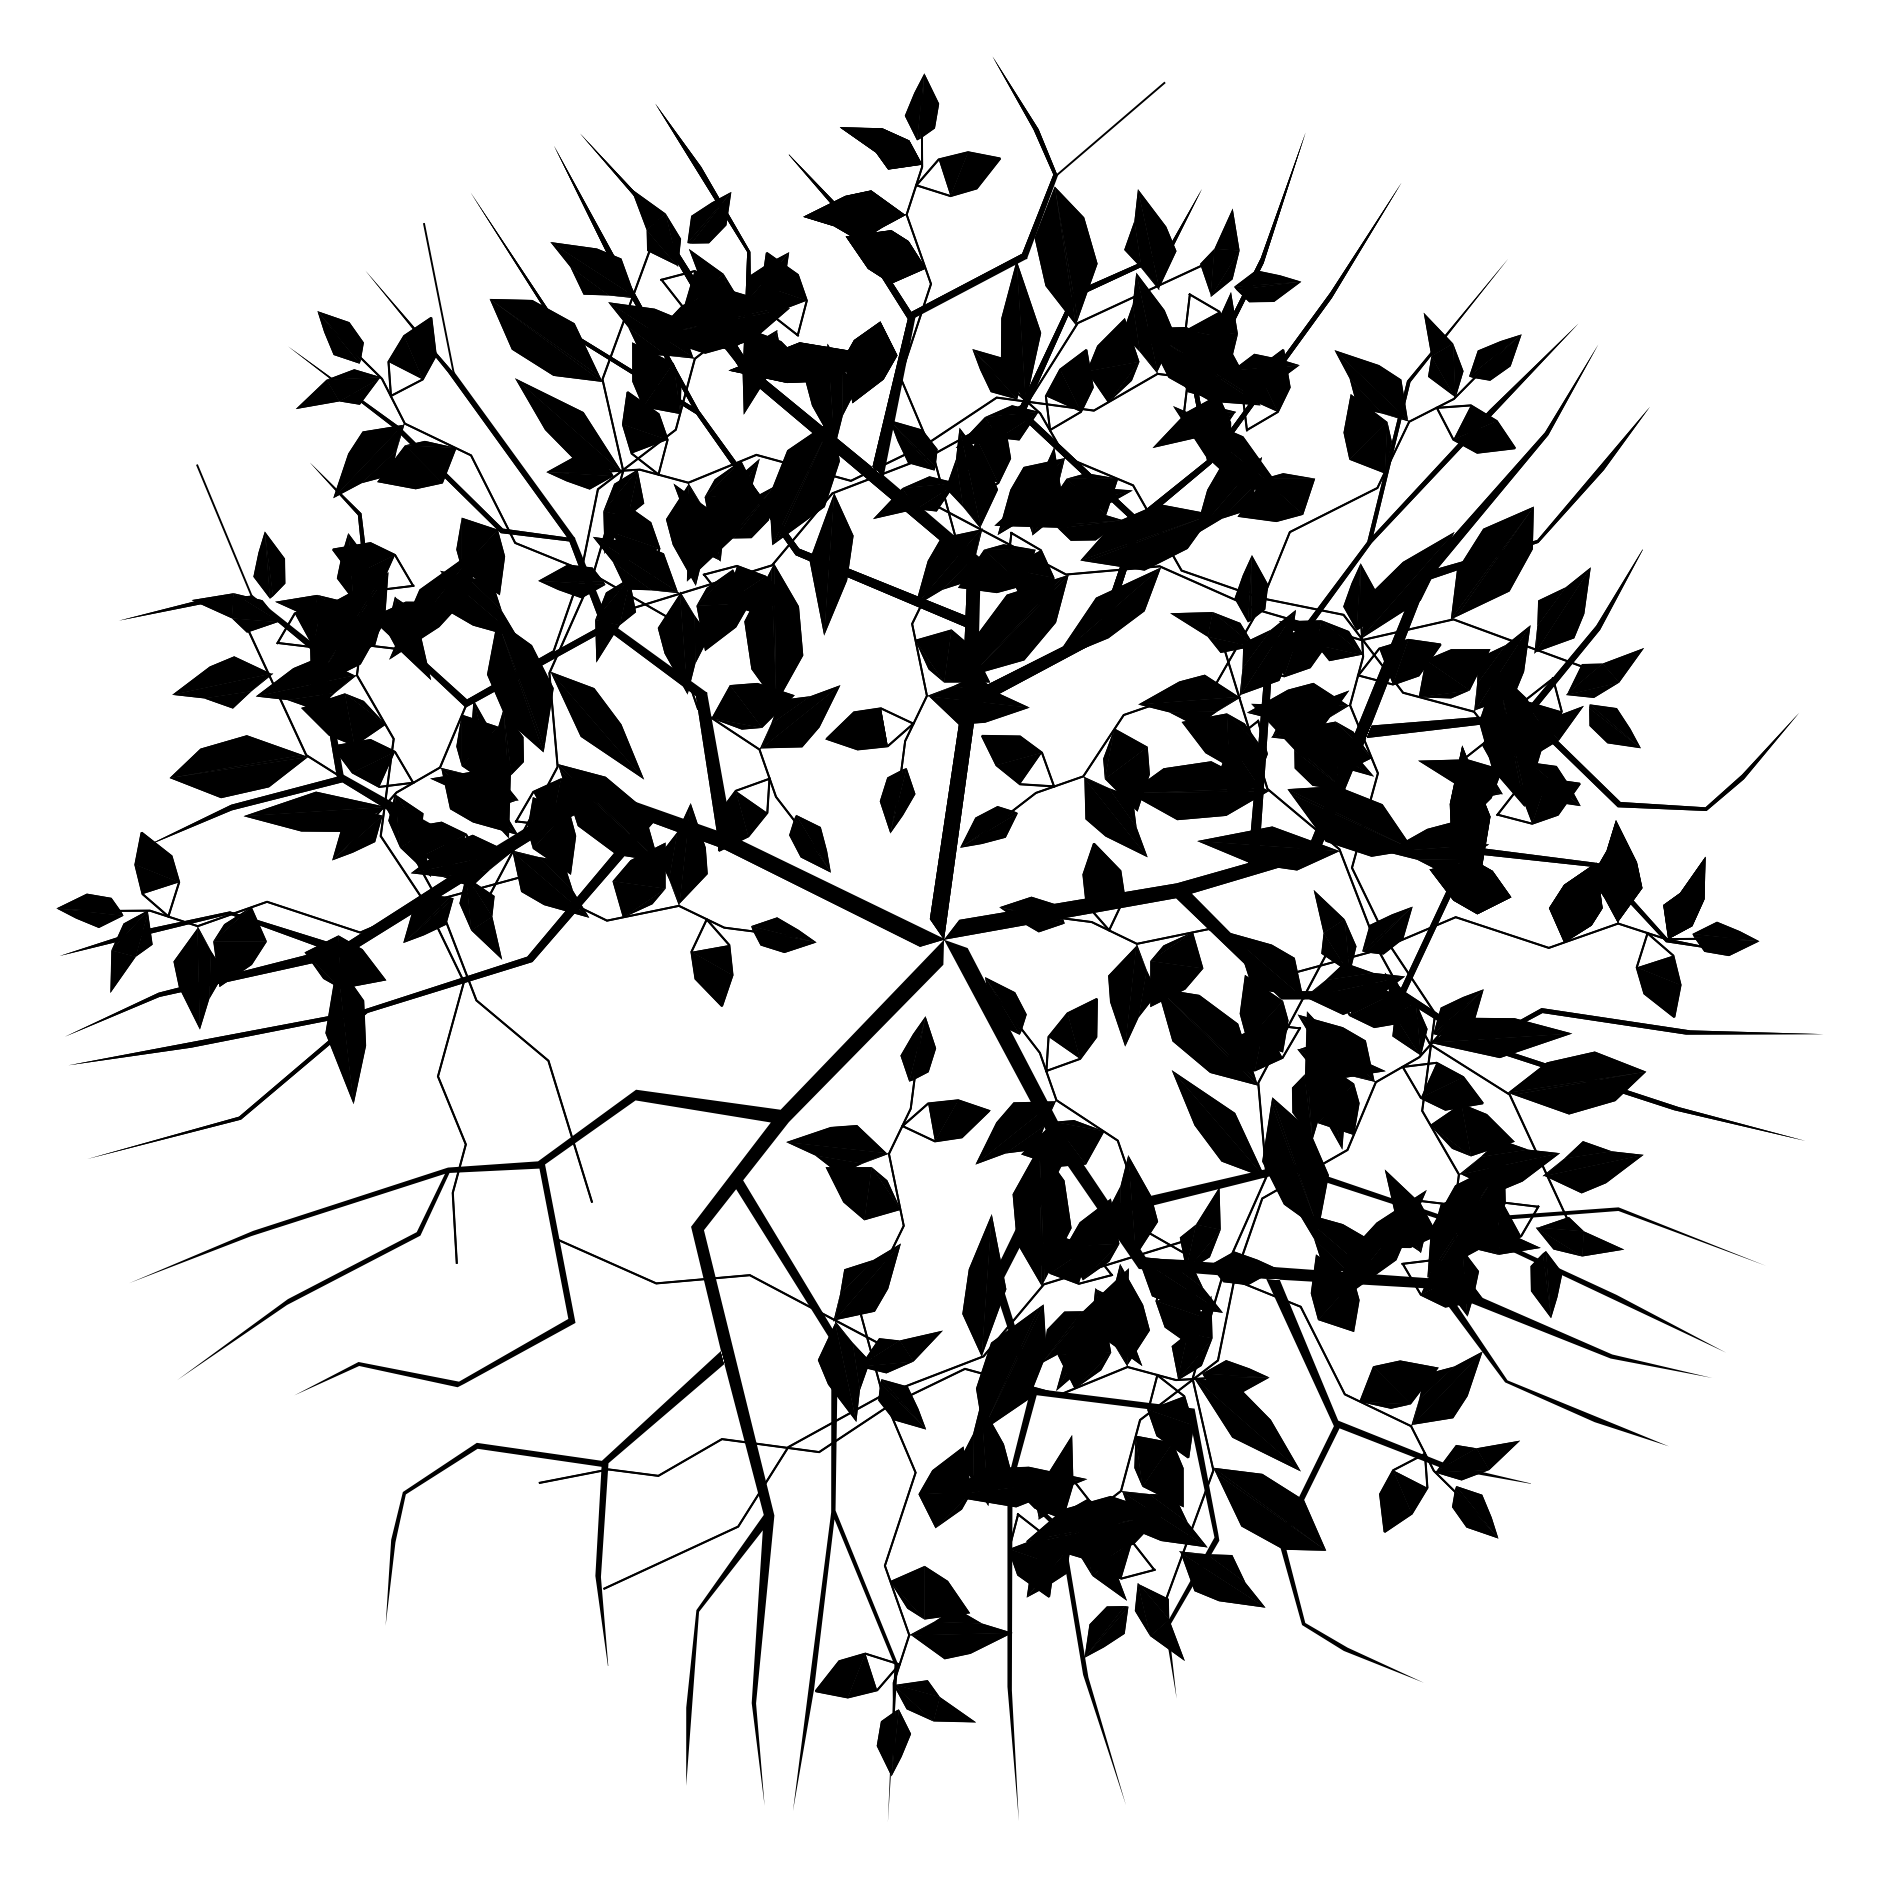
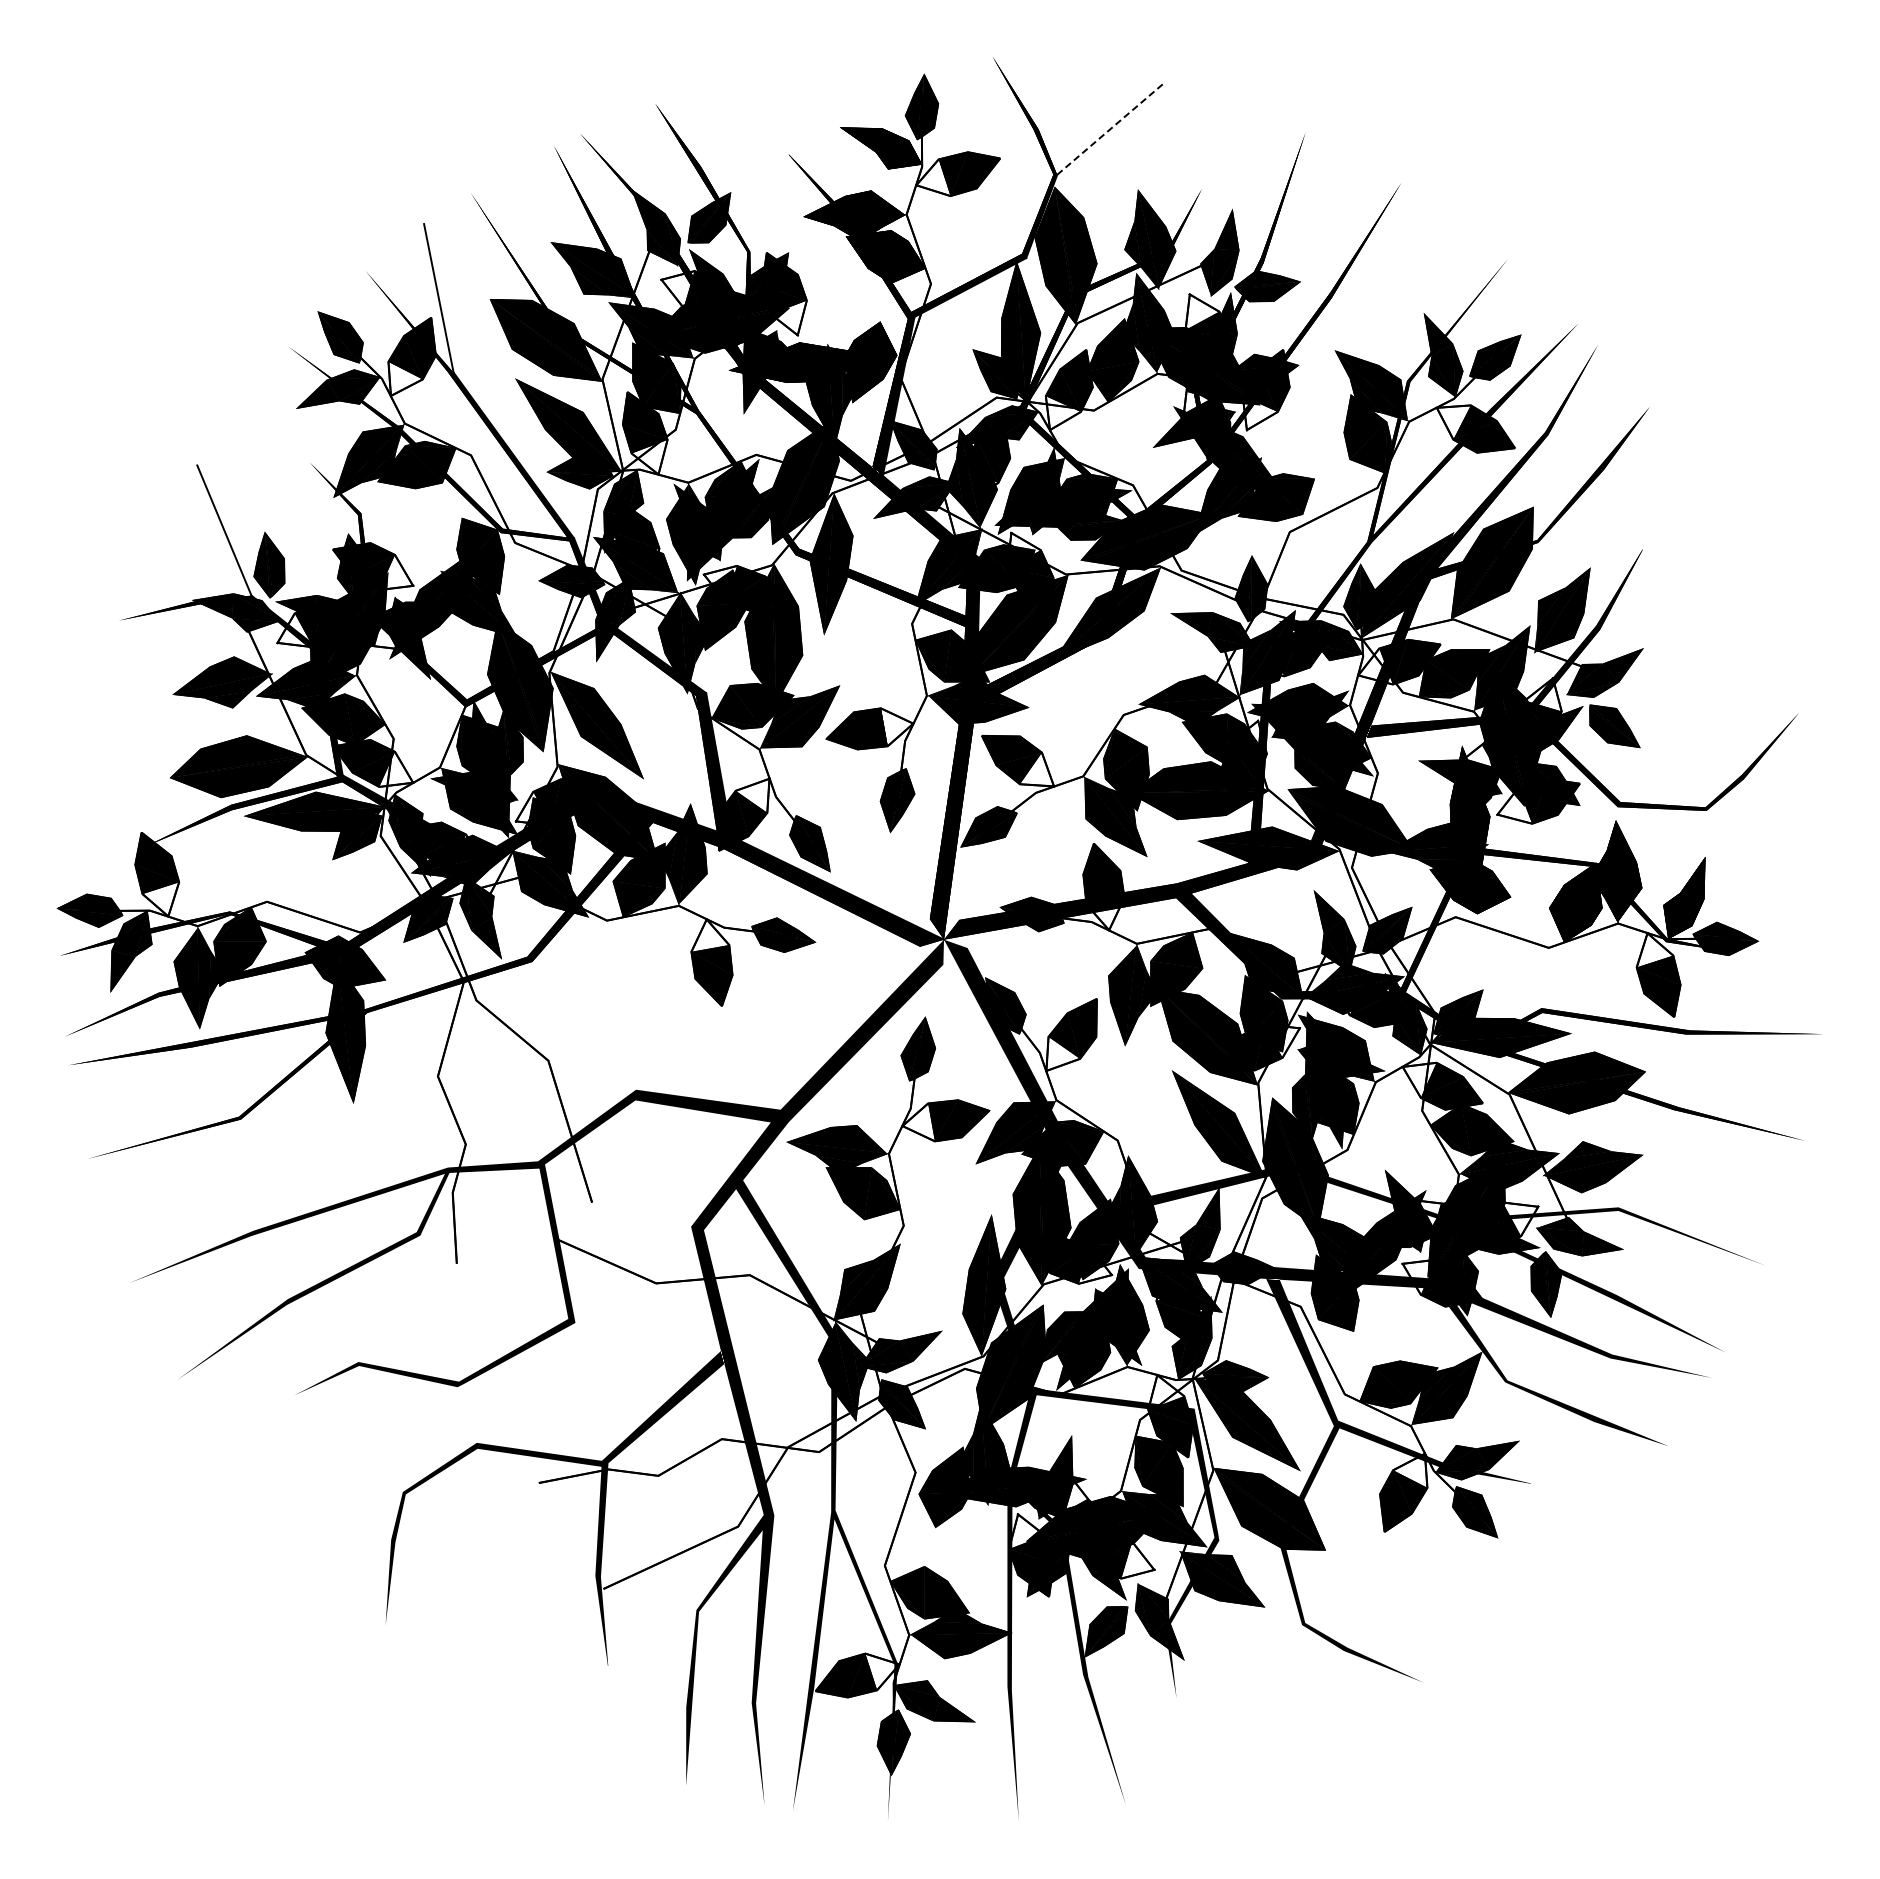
line: solid -> dashed (1110, 128)
